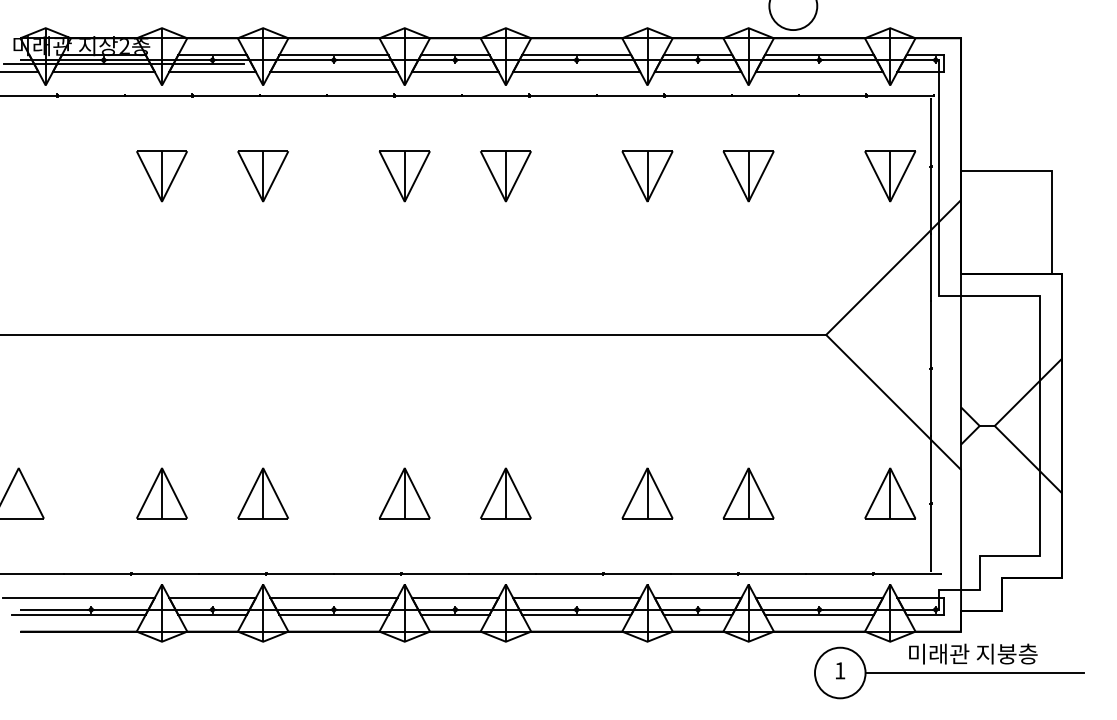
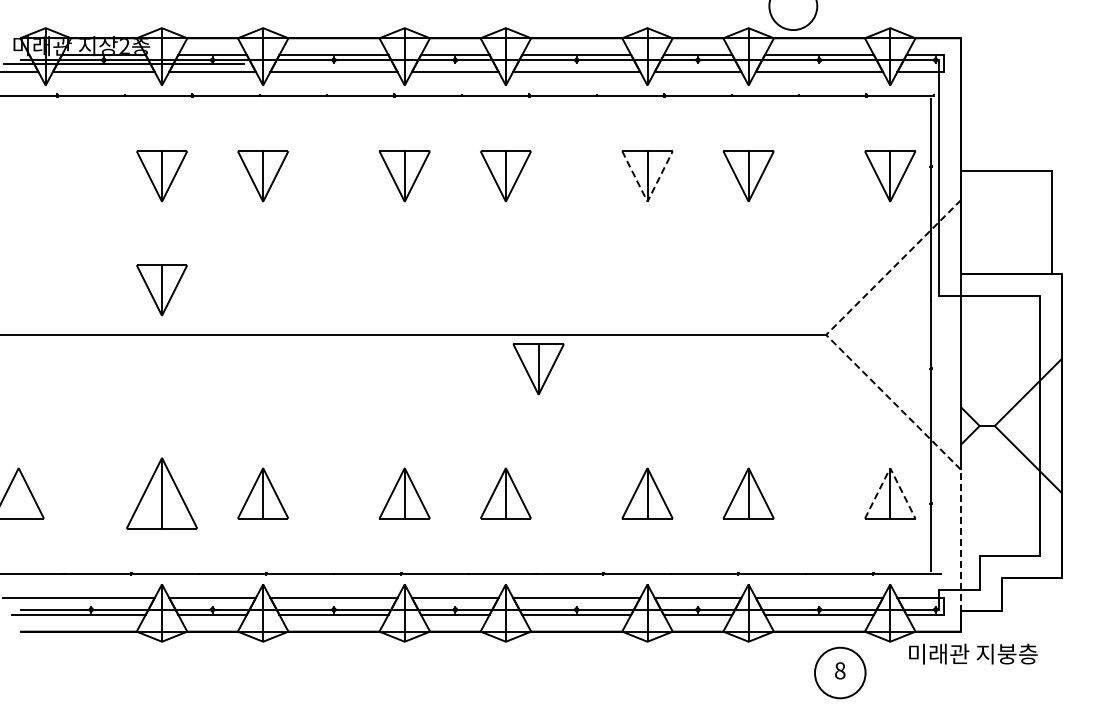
line: solid -> dashed (647, 201)
part: none -> present (161, 290)
part: none -> present (538, 369)
line: solid -> dashed (876, 385)
line: solid -> dashed (890, 468)
part size: 52x53 px -> 72x73 px (161, 493)
text: 1 -> 8 (840, 670)
line: present -> none (974, 673)
